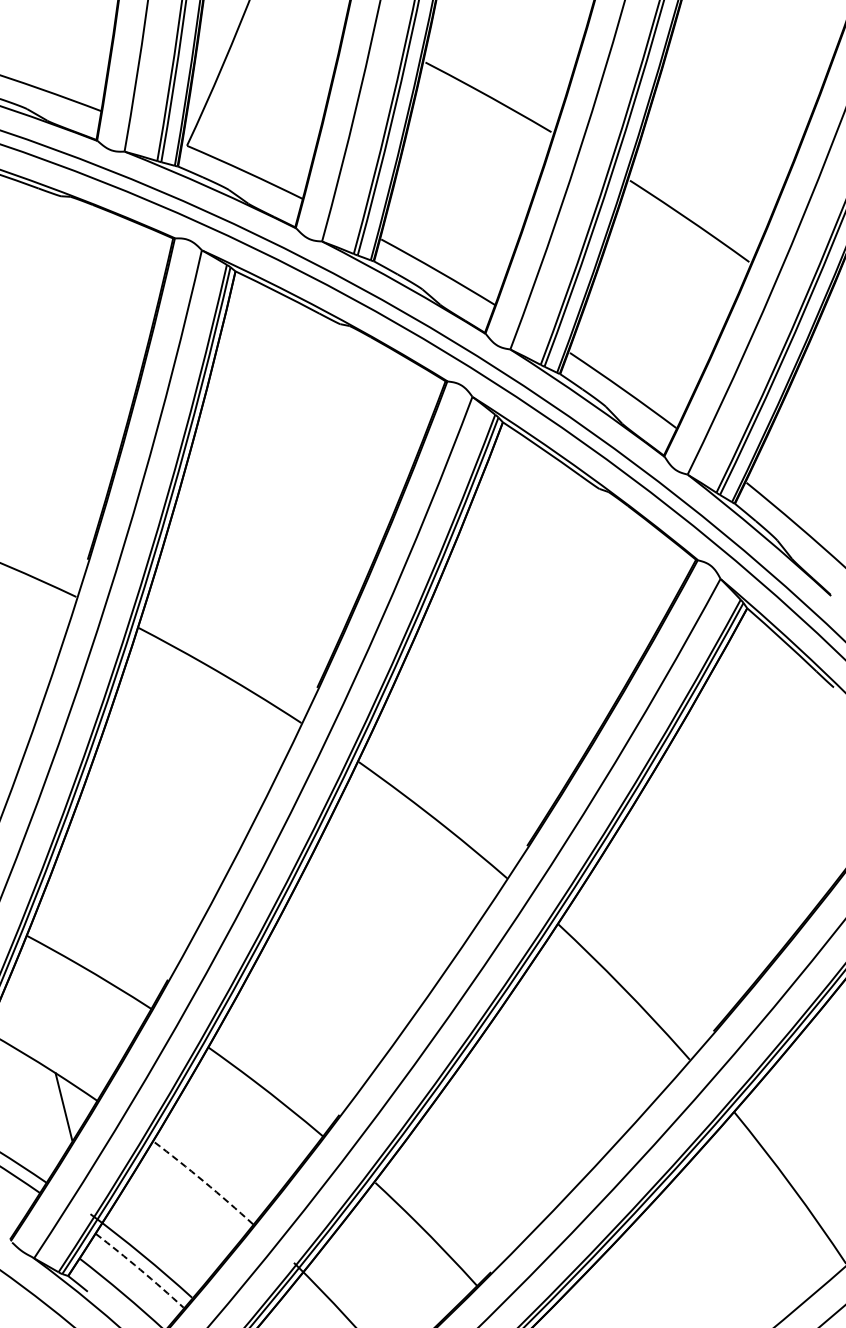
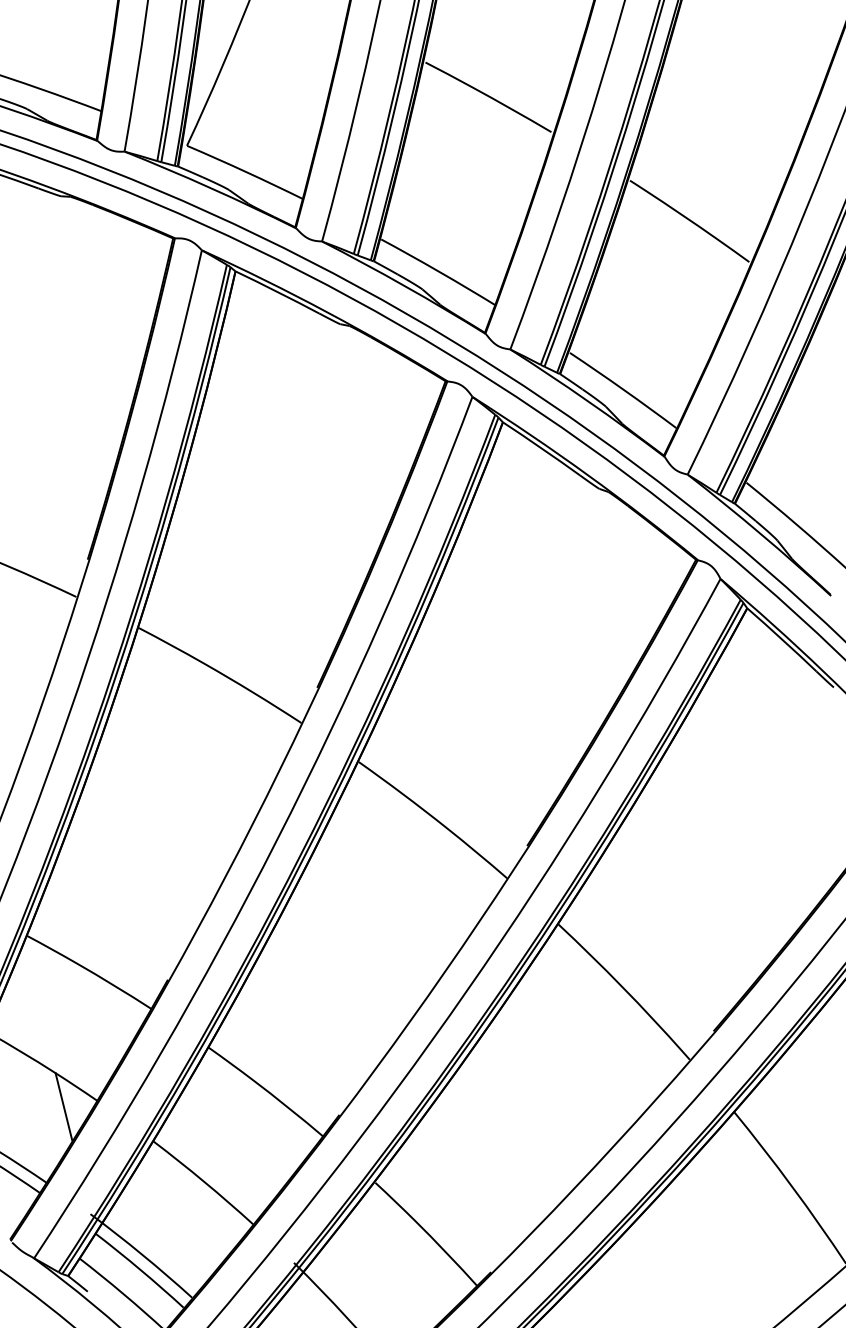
arc: dashed -> solid (204, 1181)
arc: dashed -> solid (140, 1269)
